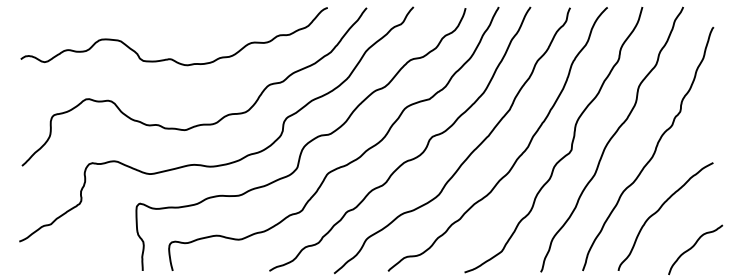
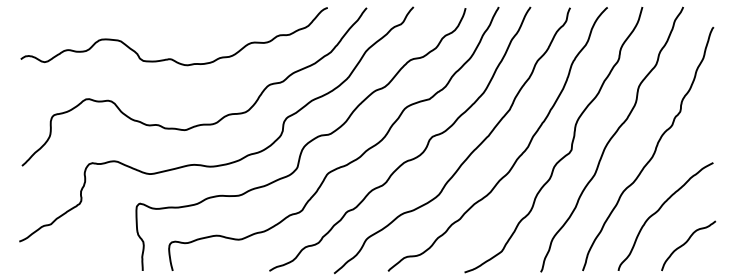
curve position: (693, 247) -> (686, 243) (686, 243)
